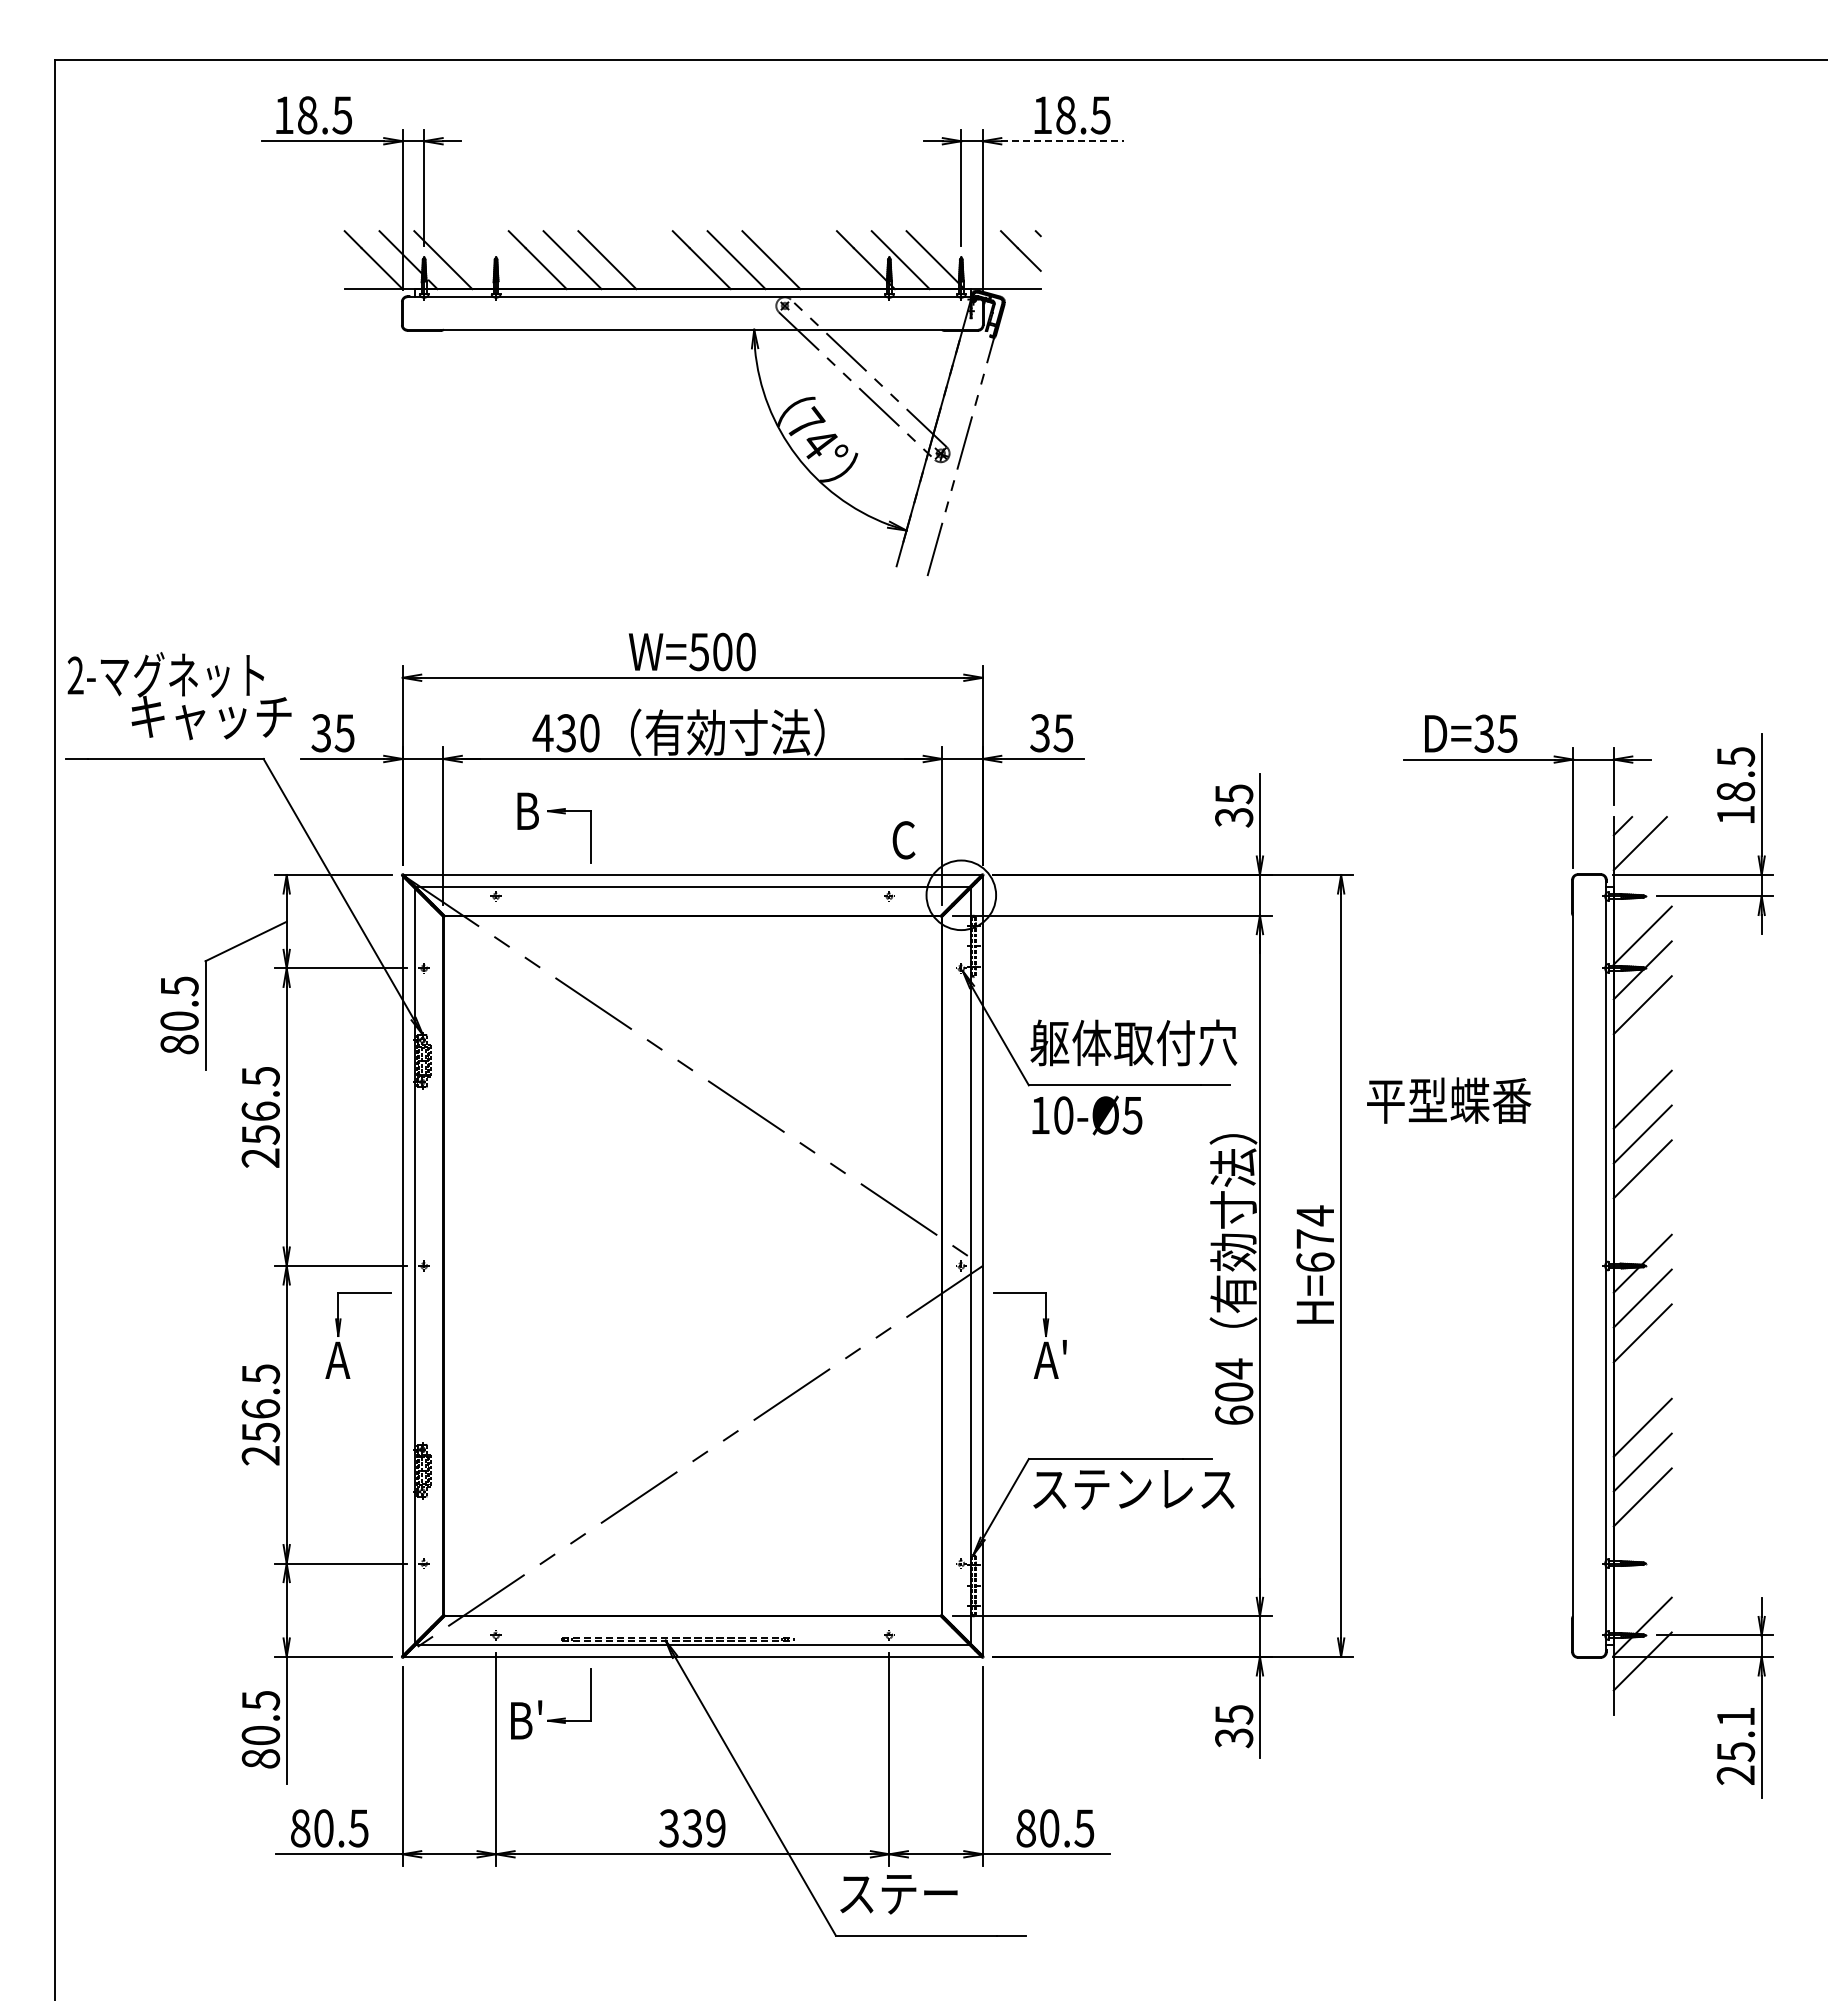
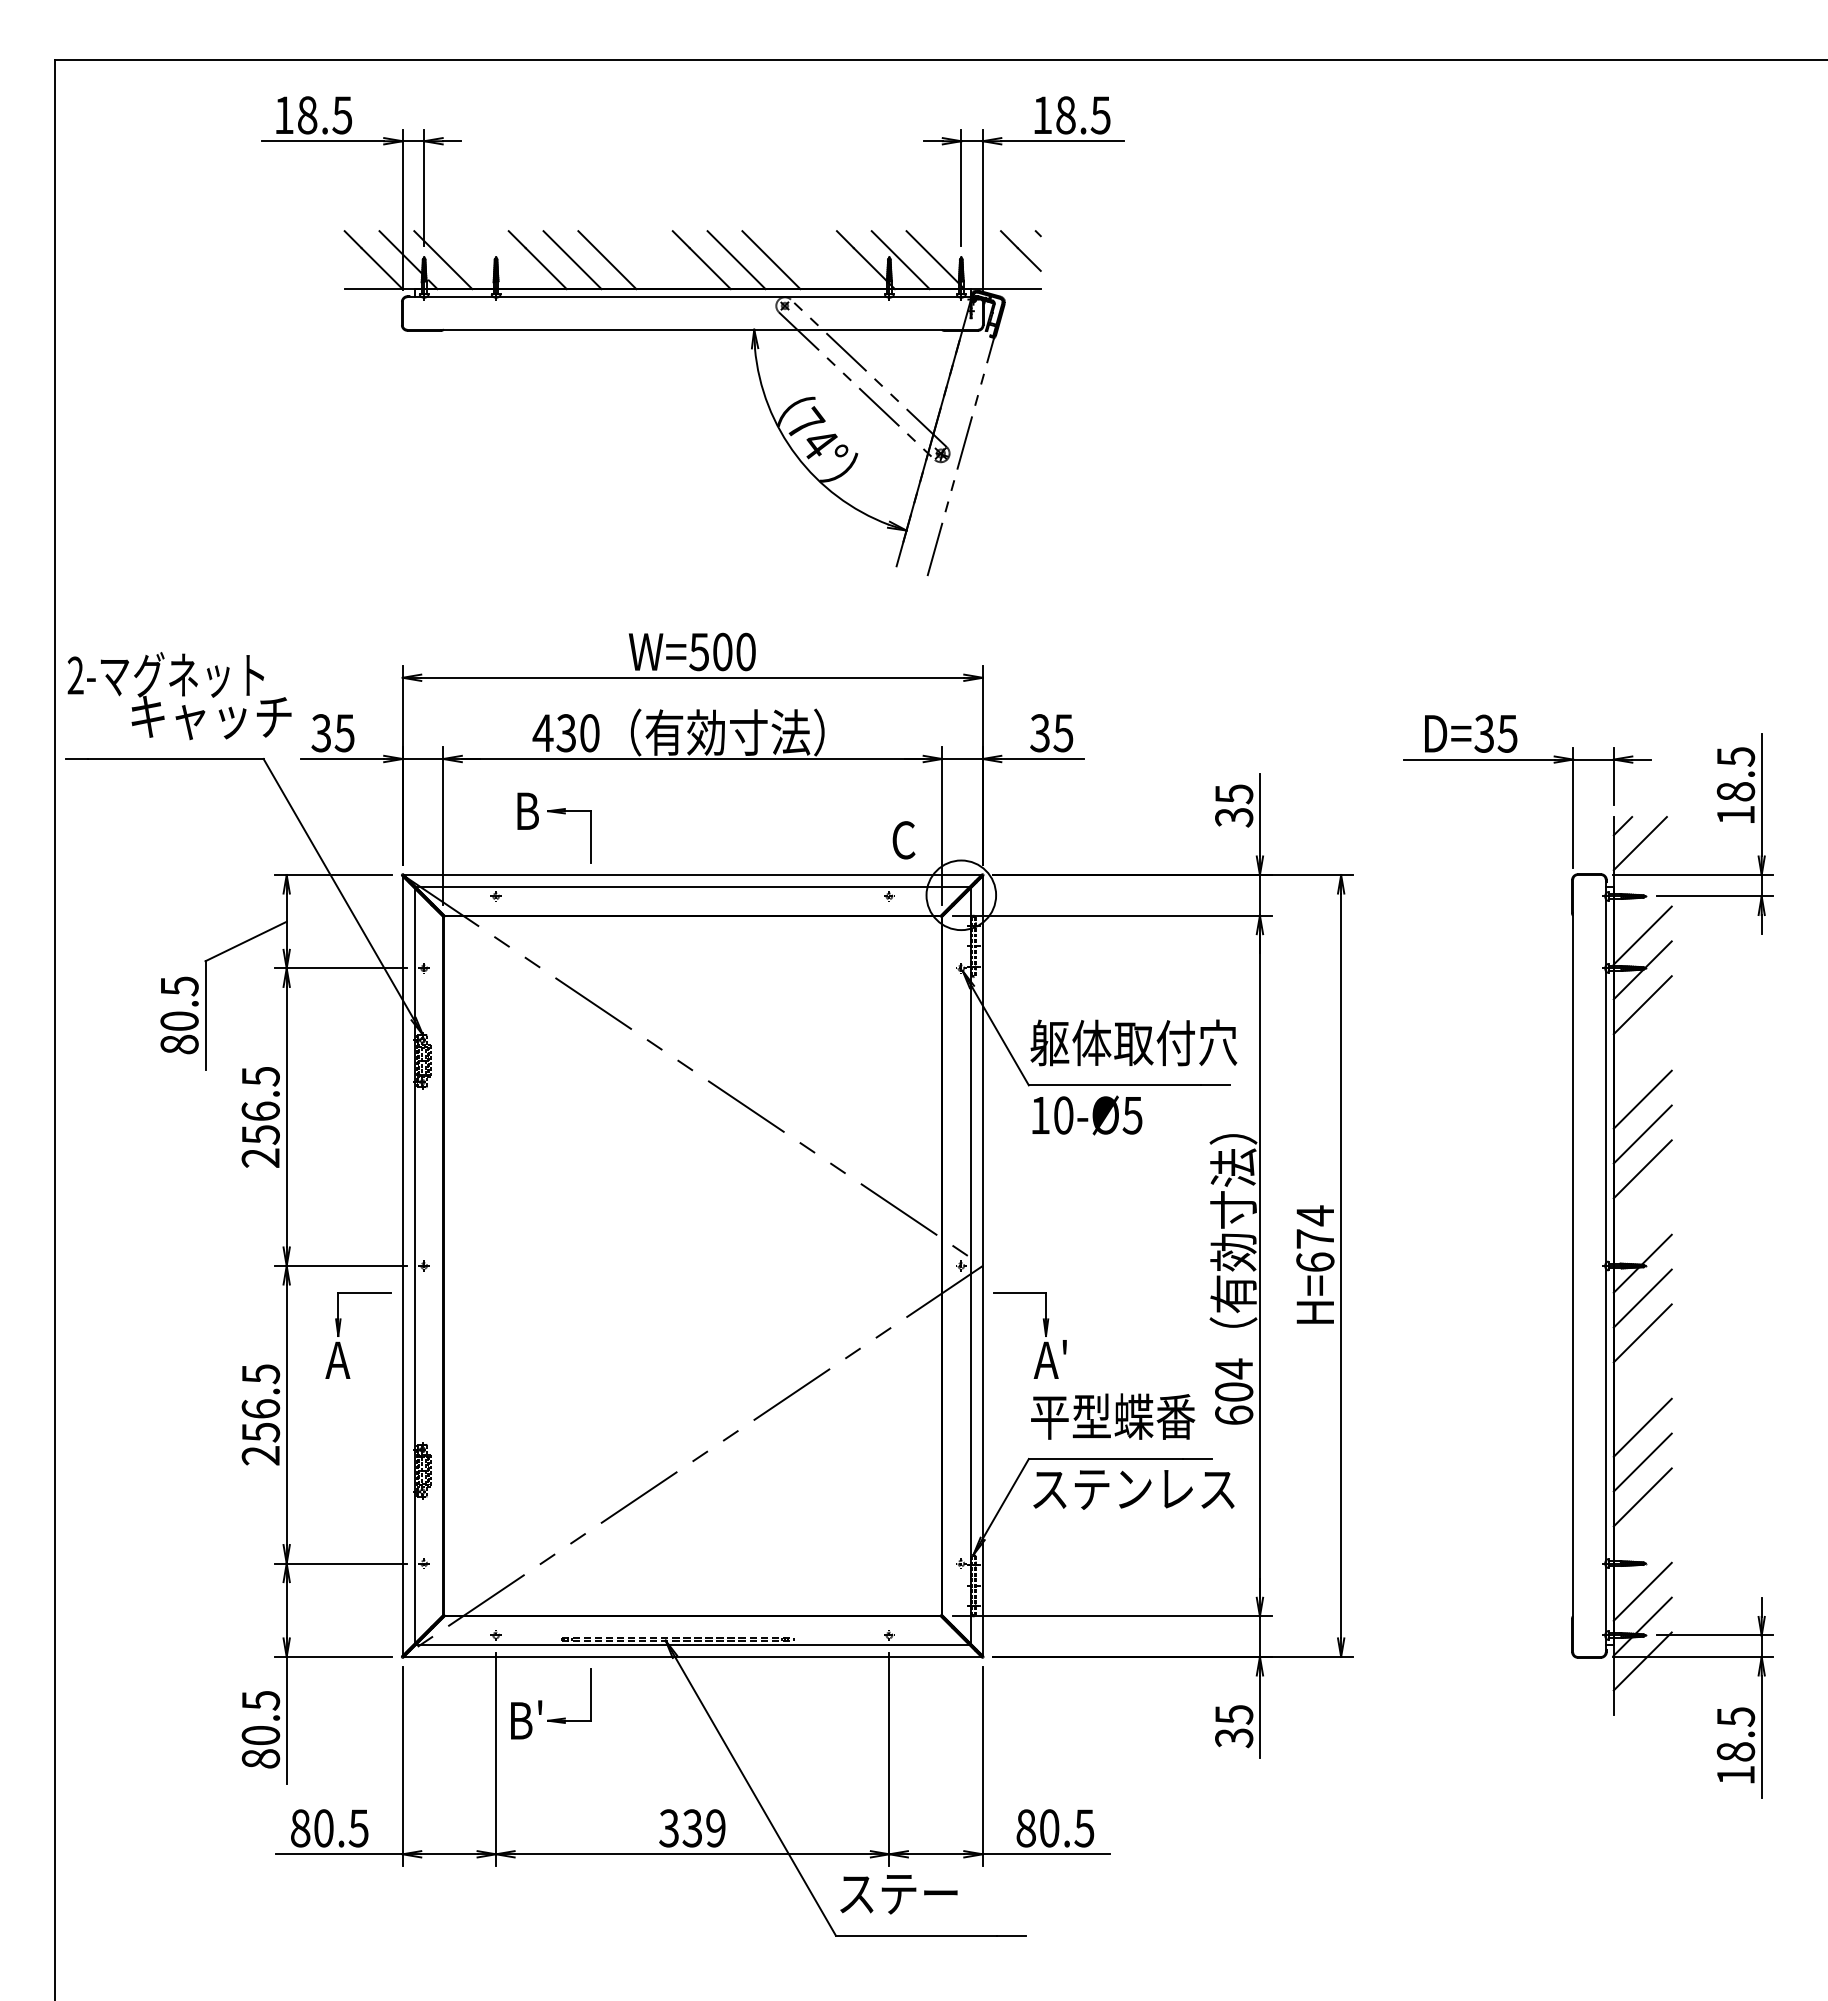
line: dashed -> solid (1063, 141)
text position: (1449, 1100) -> (1113, 1416) (1113, 1416)
line: none -> present (1642, 1591)
text: 25.1 -> 18.5 (1735, 1745)
